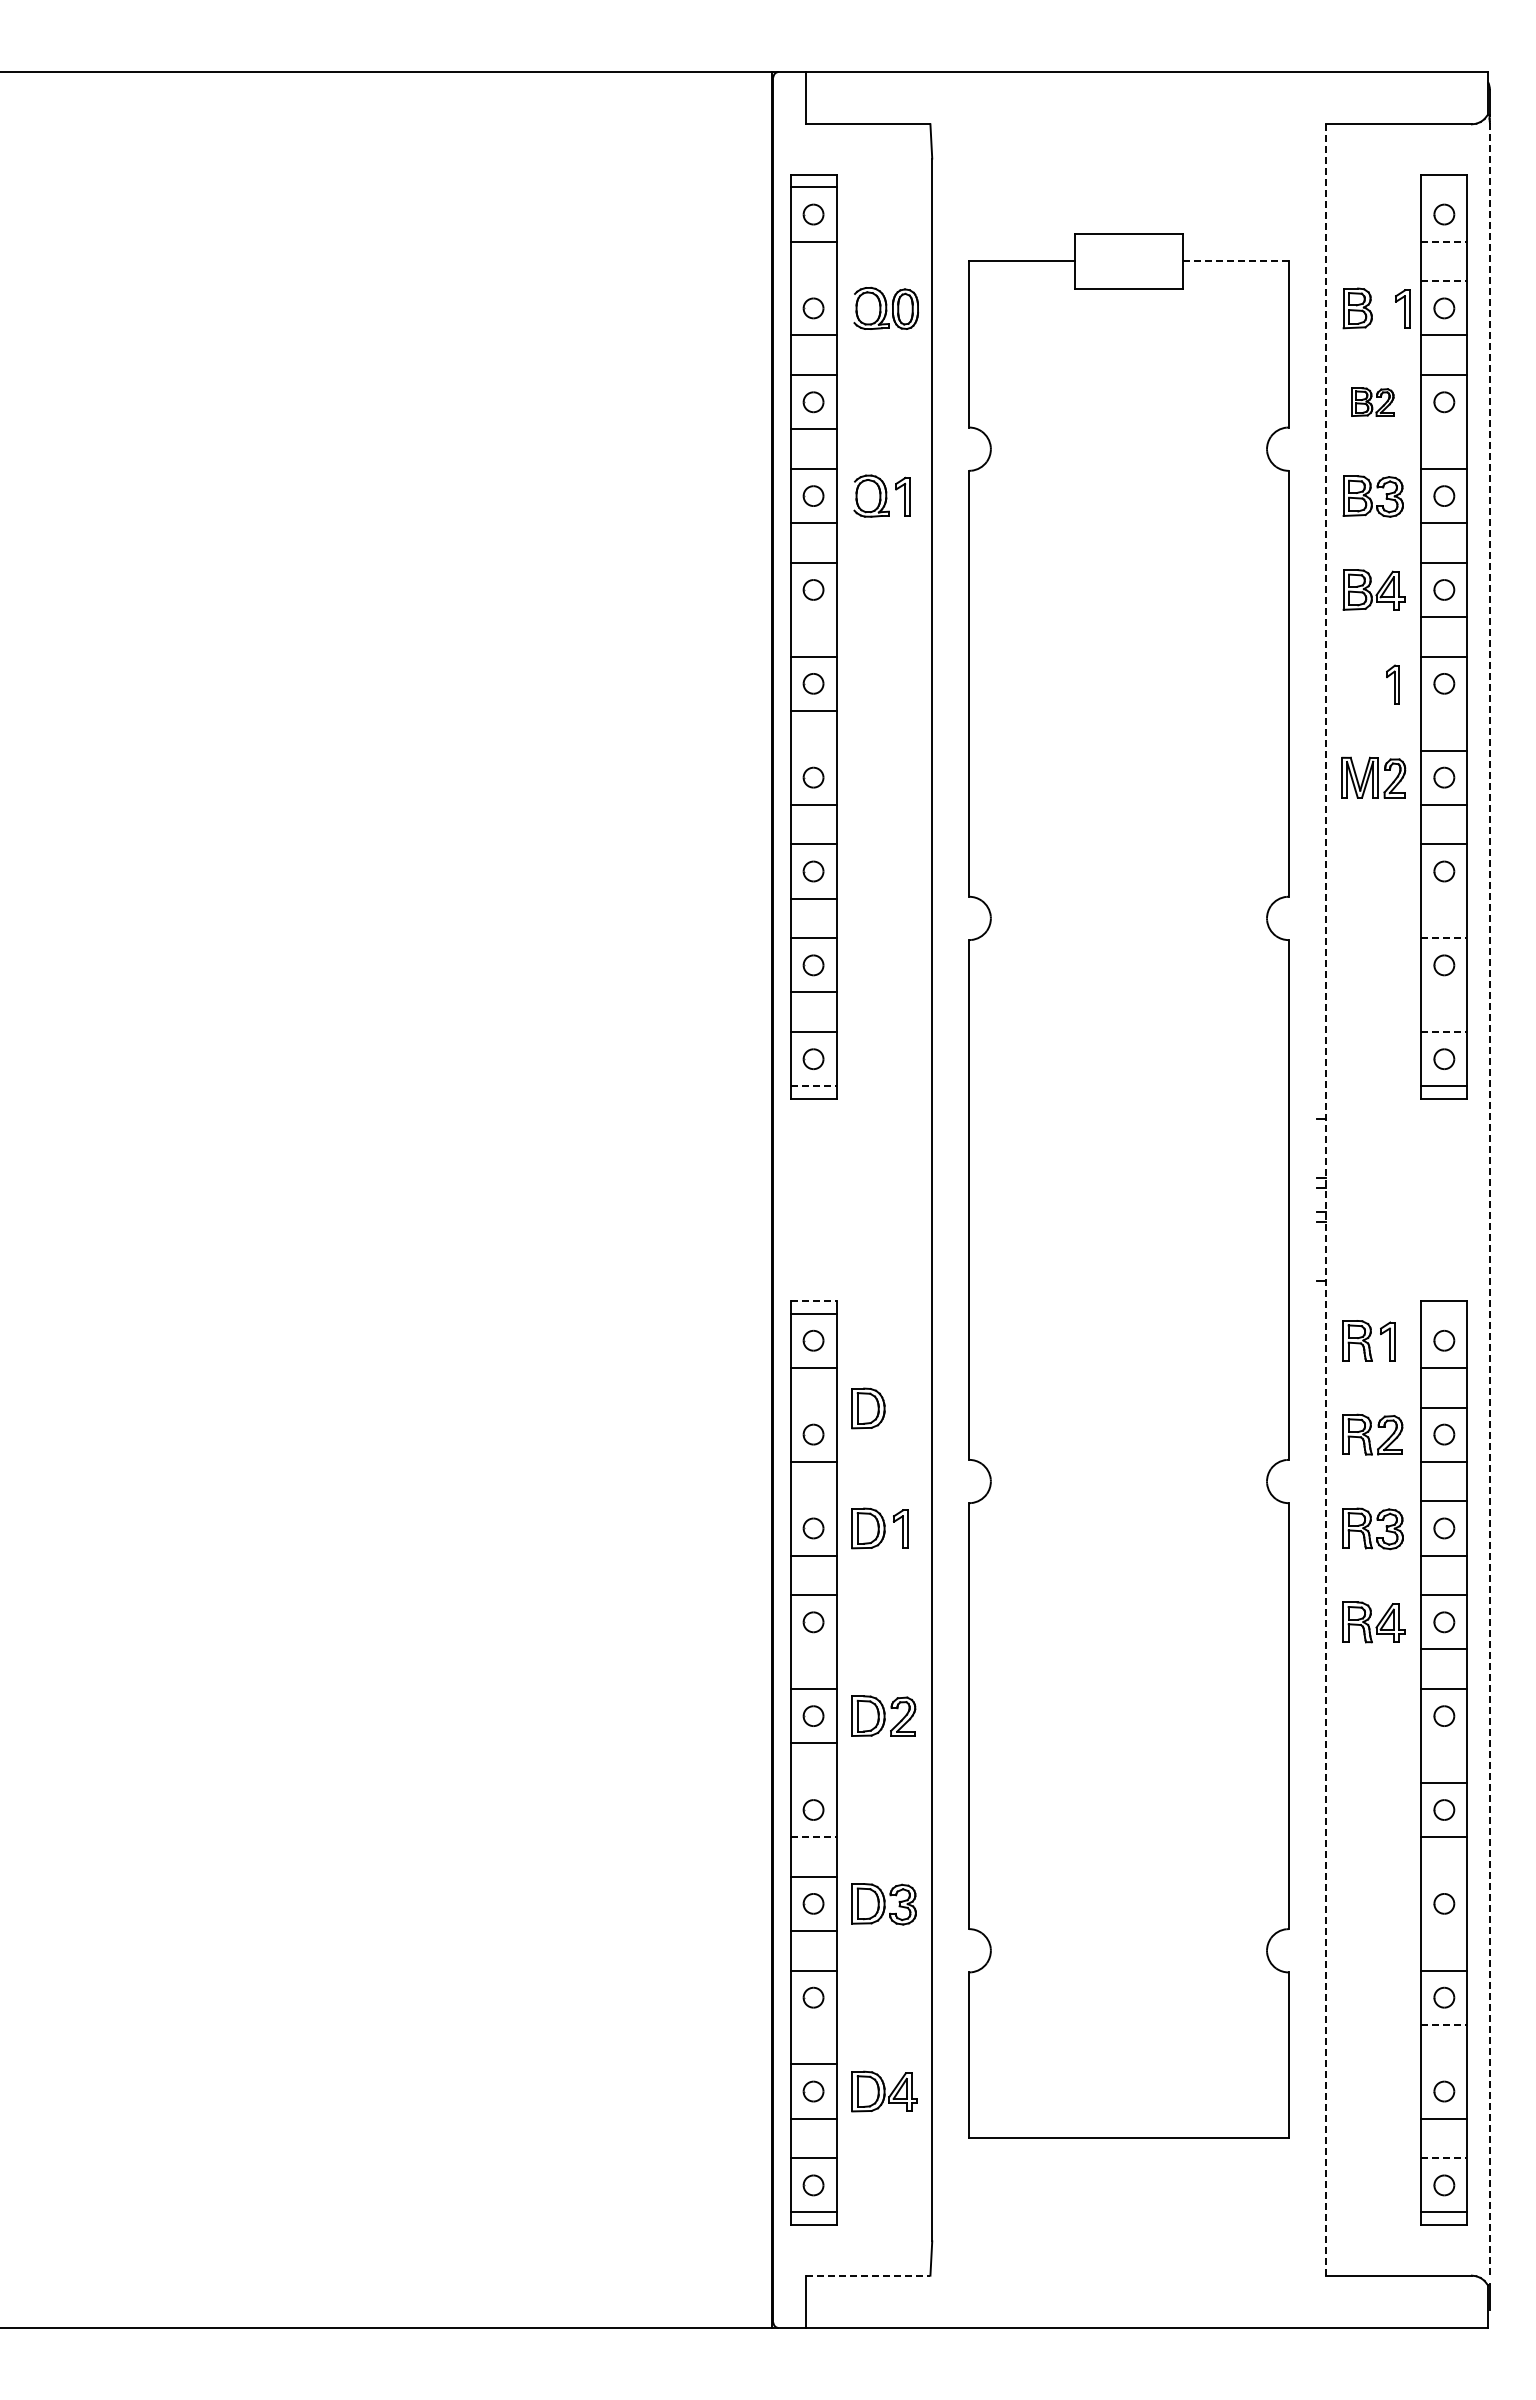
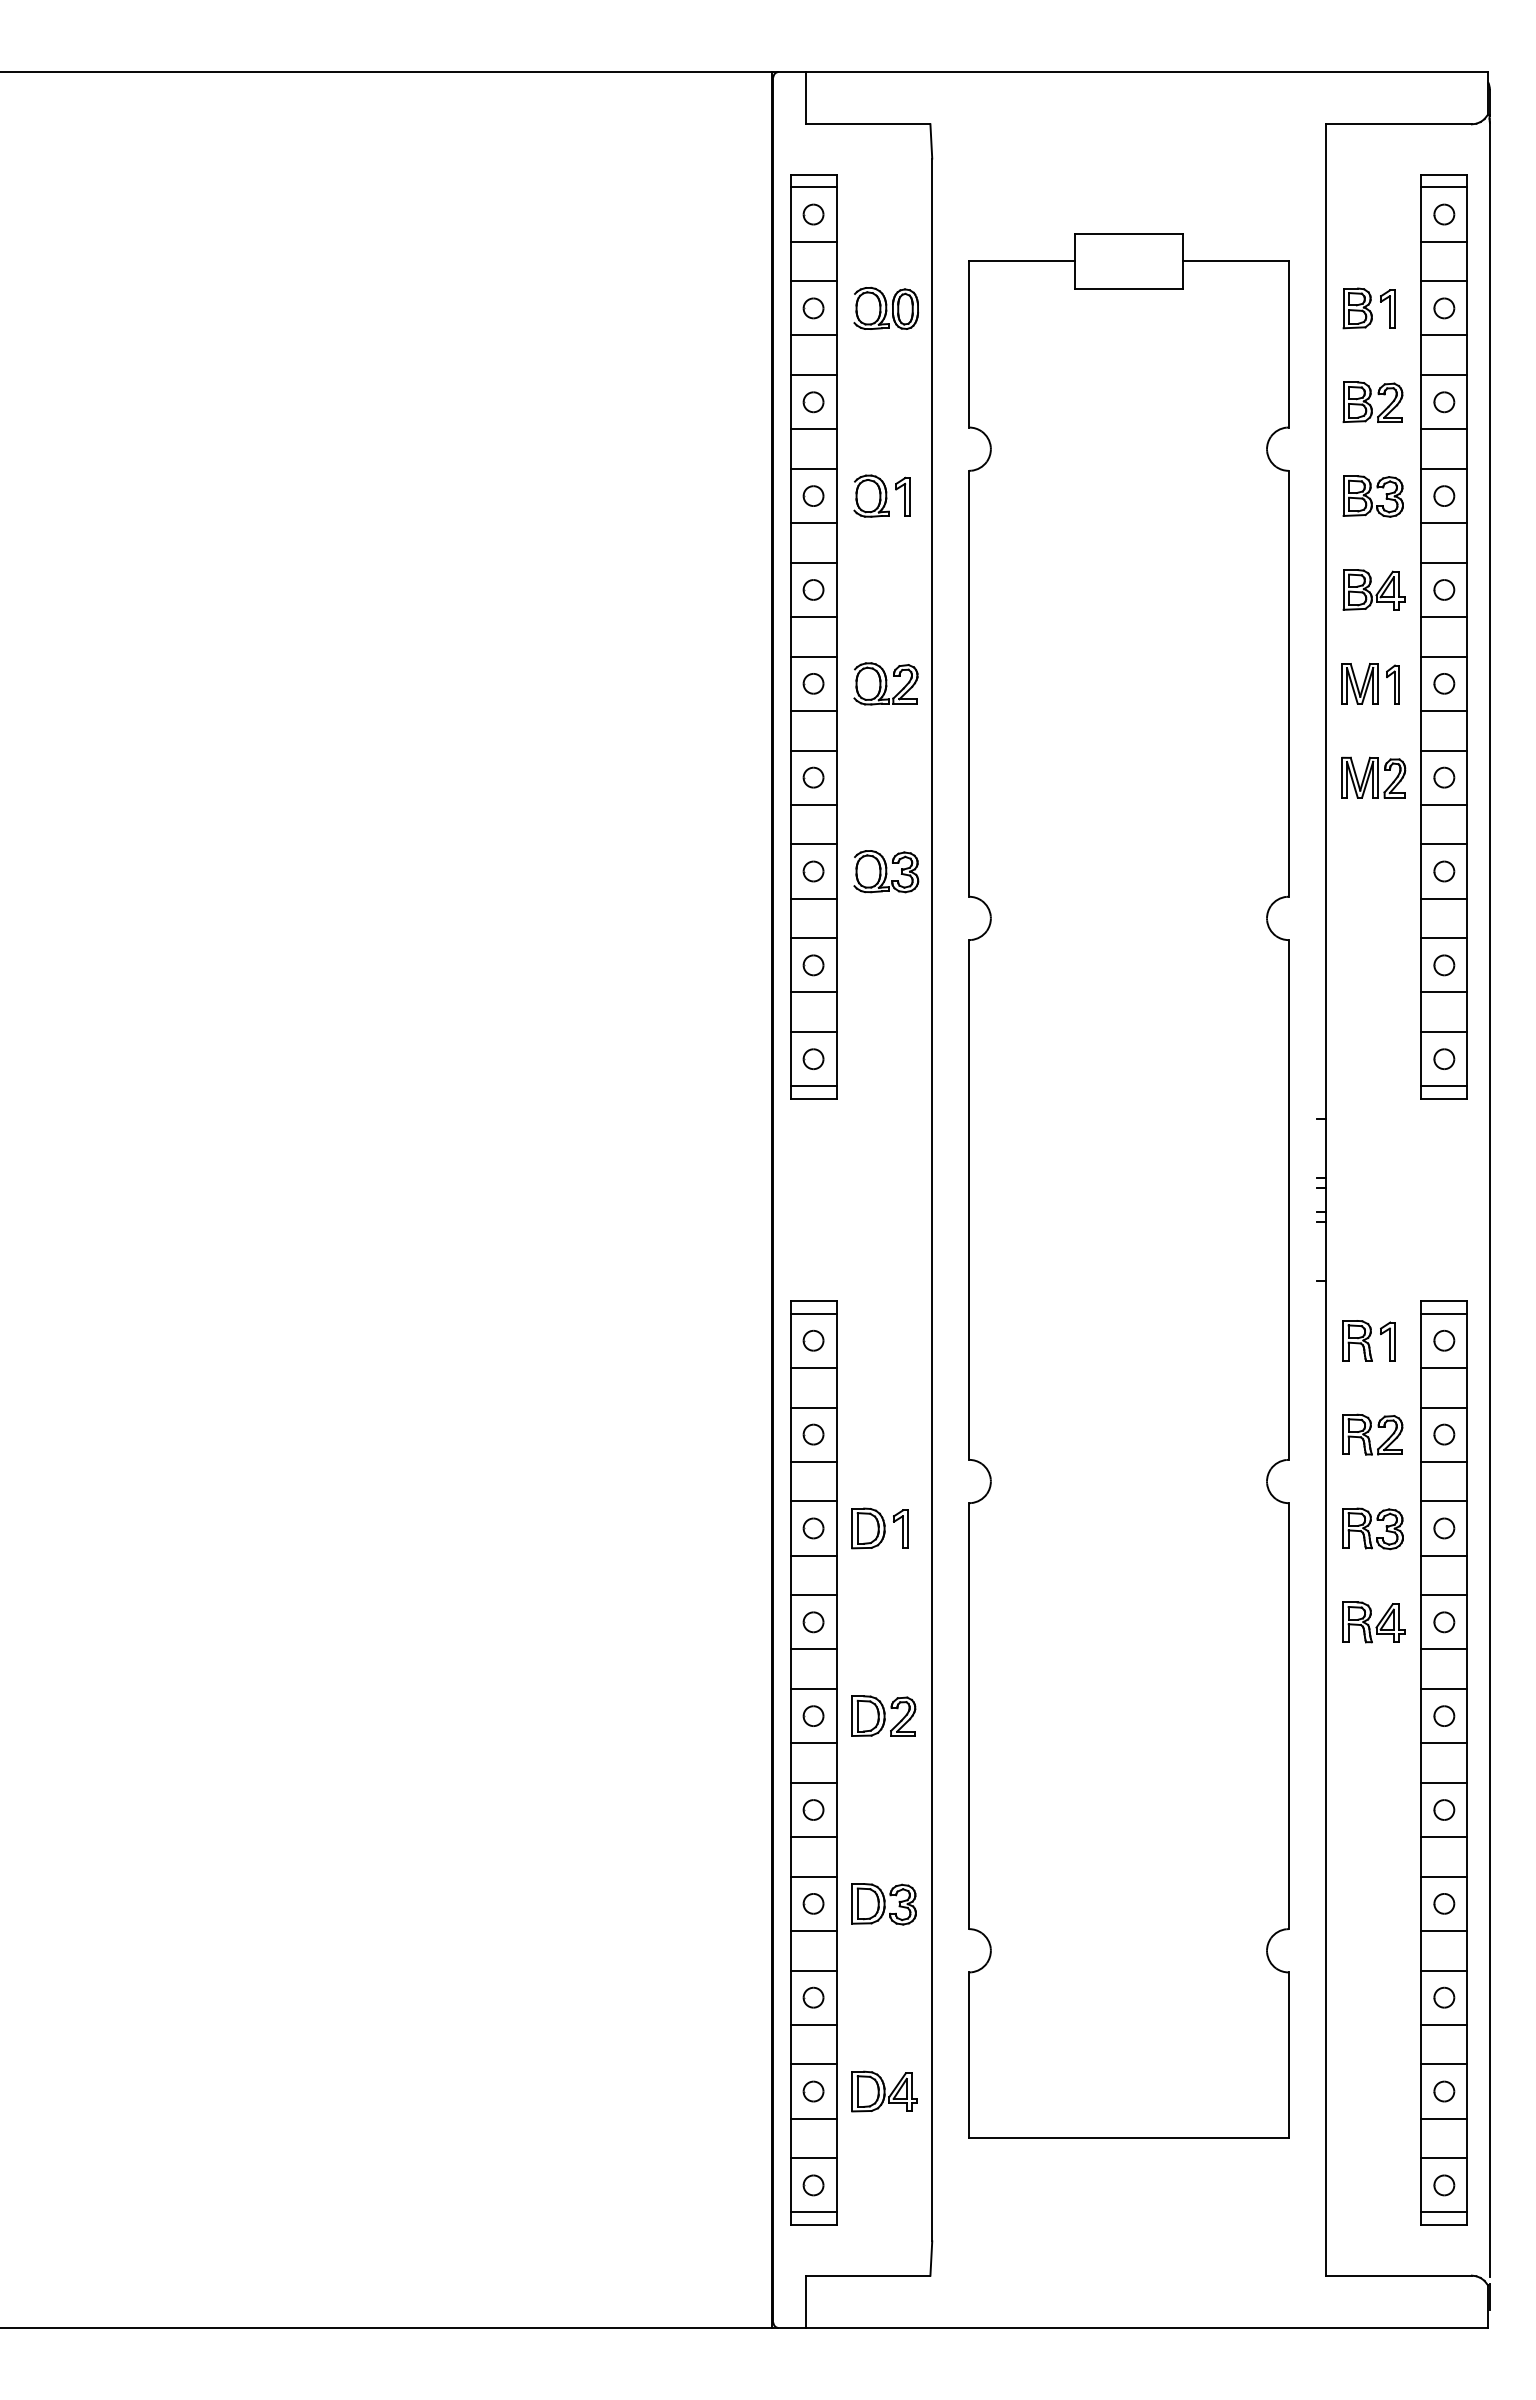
line: none -> present (1444, 187)
line: dashed -> solid (1444, 241)
line: dashed -> solid (1235, 261)
line: none -> present (813, 281)
line: dashed -> solid (1444, 281)
part position: (1402, 308) -> (1387, 308) (1387, 308)
part size: 44x30 px -> 62x42 px (1372, 401)
line: none -> present (1444, 429)
line: none -> present (813, 617)
part: none -> present (885, 683)
part: none -> present (1359, 683)
line: none -> present (1444, 710)
line: none -> present (813, 750)
part: none -> present (886, 871)
line: none -> present (1444, 898)
line: dashed -> solid (1444, 938)
line: none -> present (1444, 992)
line: dashed -> solid (1444, 1032)
line: dashed -> solid (814, 1086)
line: dashed -> solid (1325, 1199)
line: dashed -> solid (1489, 1200)
line: dashed -> solid (814, 1301)
line: none -> present (1444, 1313)
line: none -> present (813, 1407)
part: present -> none (868, 1408)
line: none -> present (813, 1501)
line: none -> present (813, 1649)
line: none -> present (1444, 1743)
line: none -> present (813, 1782)
line: dashed -> solid (814, 1837)
line: none -> present (1444, 1876)
line: none -> present (1444, 1930)
line: none -> present (813, 2024)
line: dashed -> solid (1444, 2024)
line: none -> present (1444, 2064)
line: dashed -> solid (1444, 2158)
line: dashed -> solid (868, 2275)
